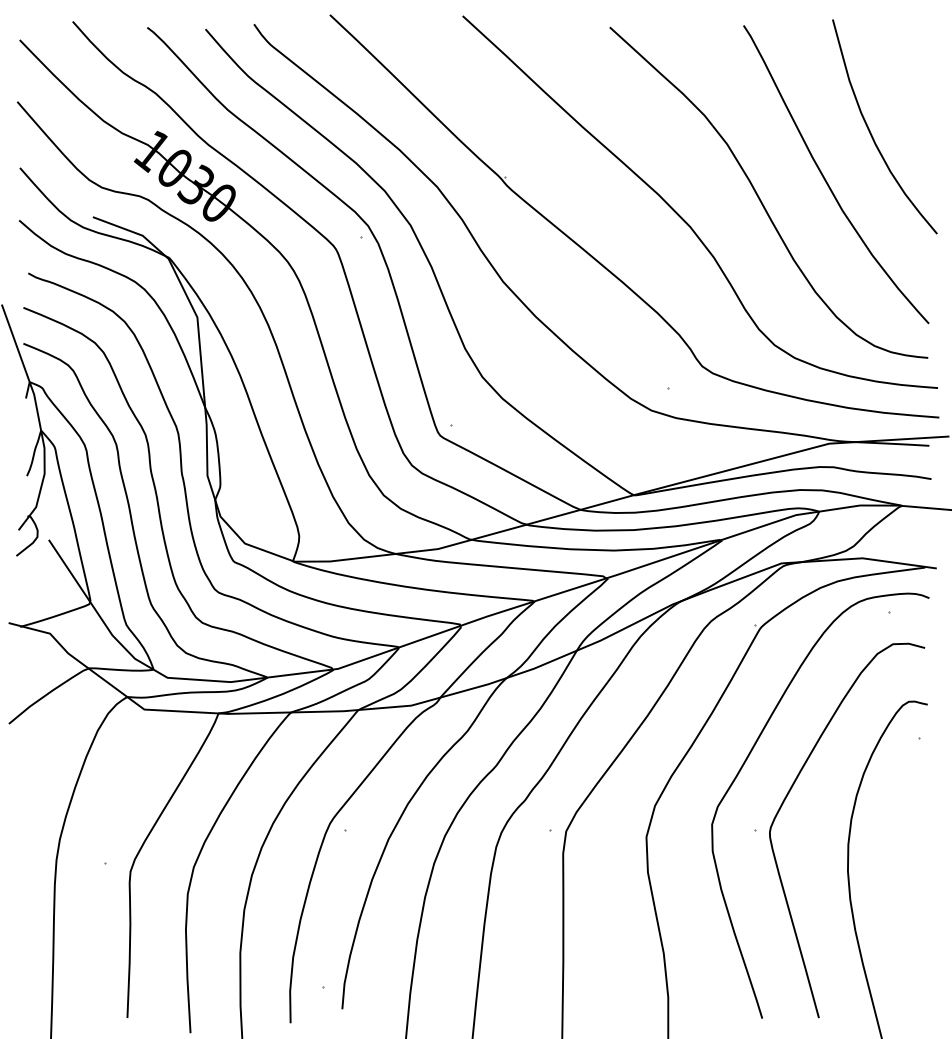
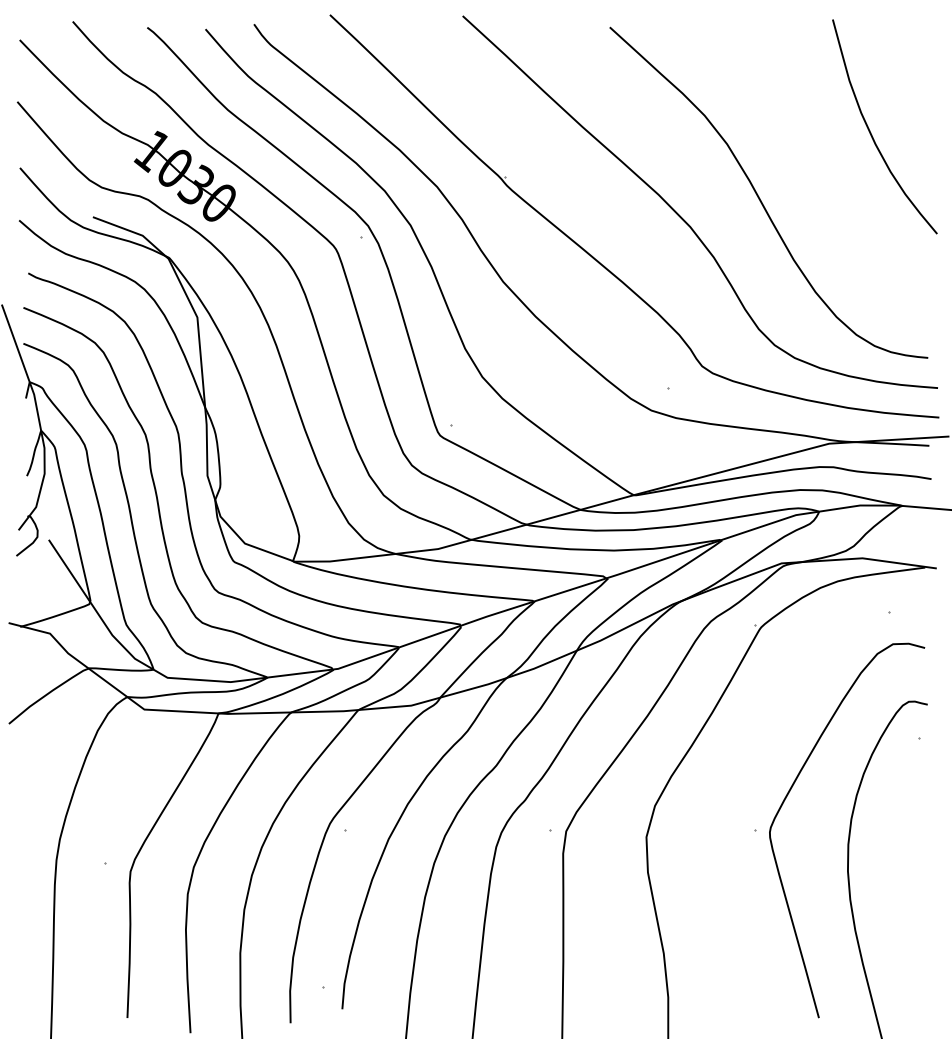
curve: present -> none (827, 181)
curve: present -> none (745, 763)
